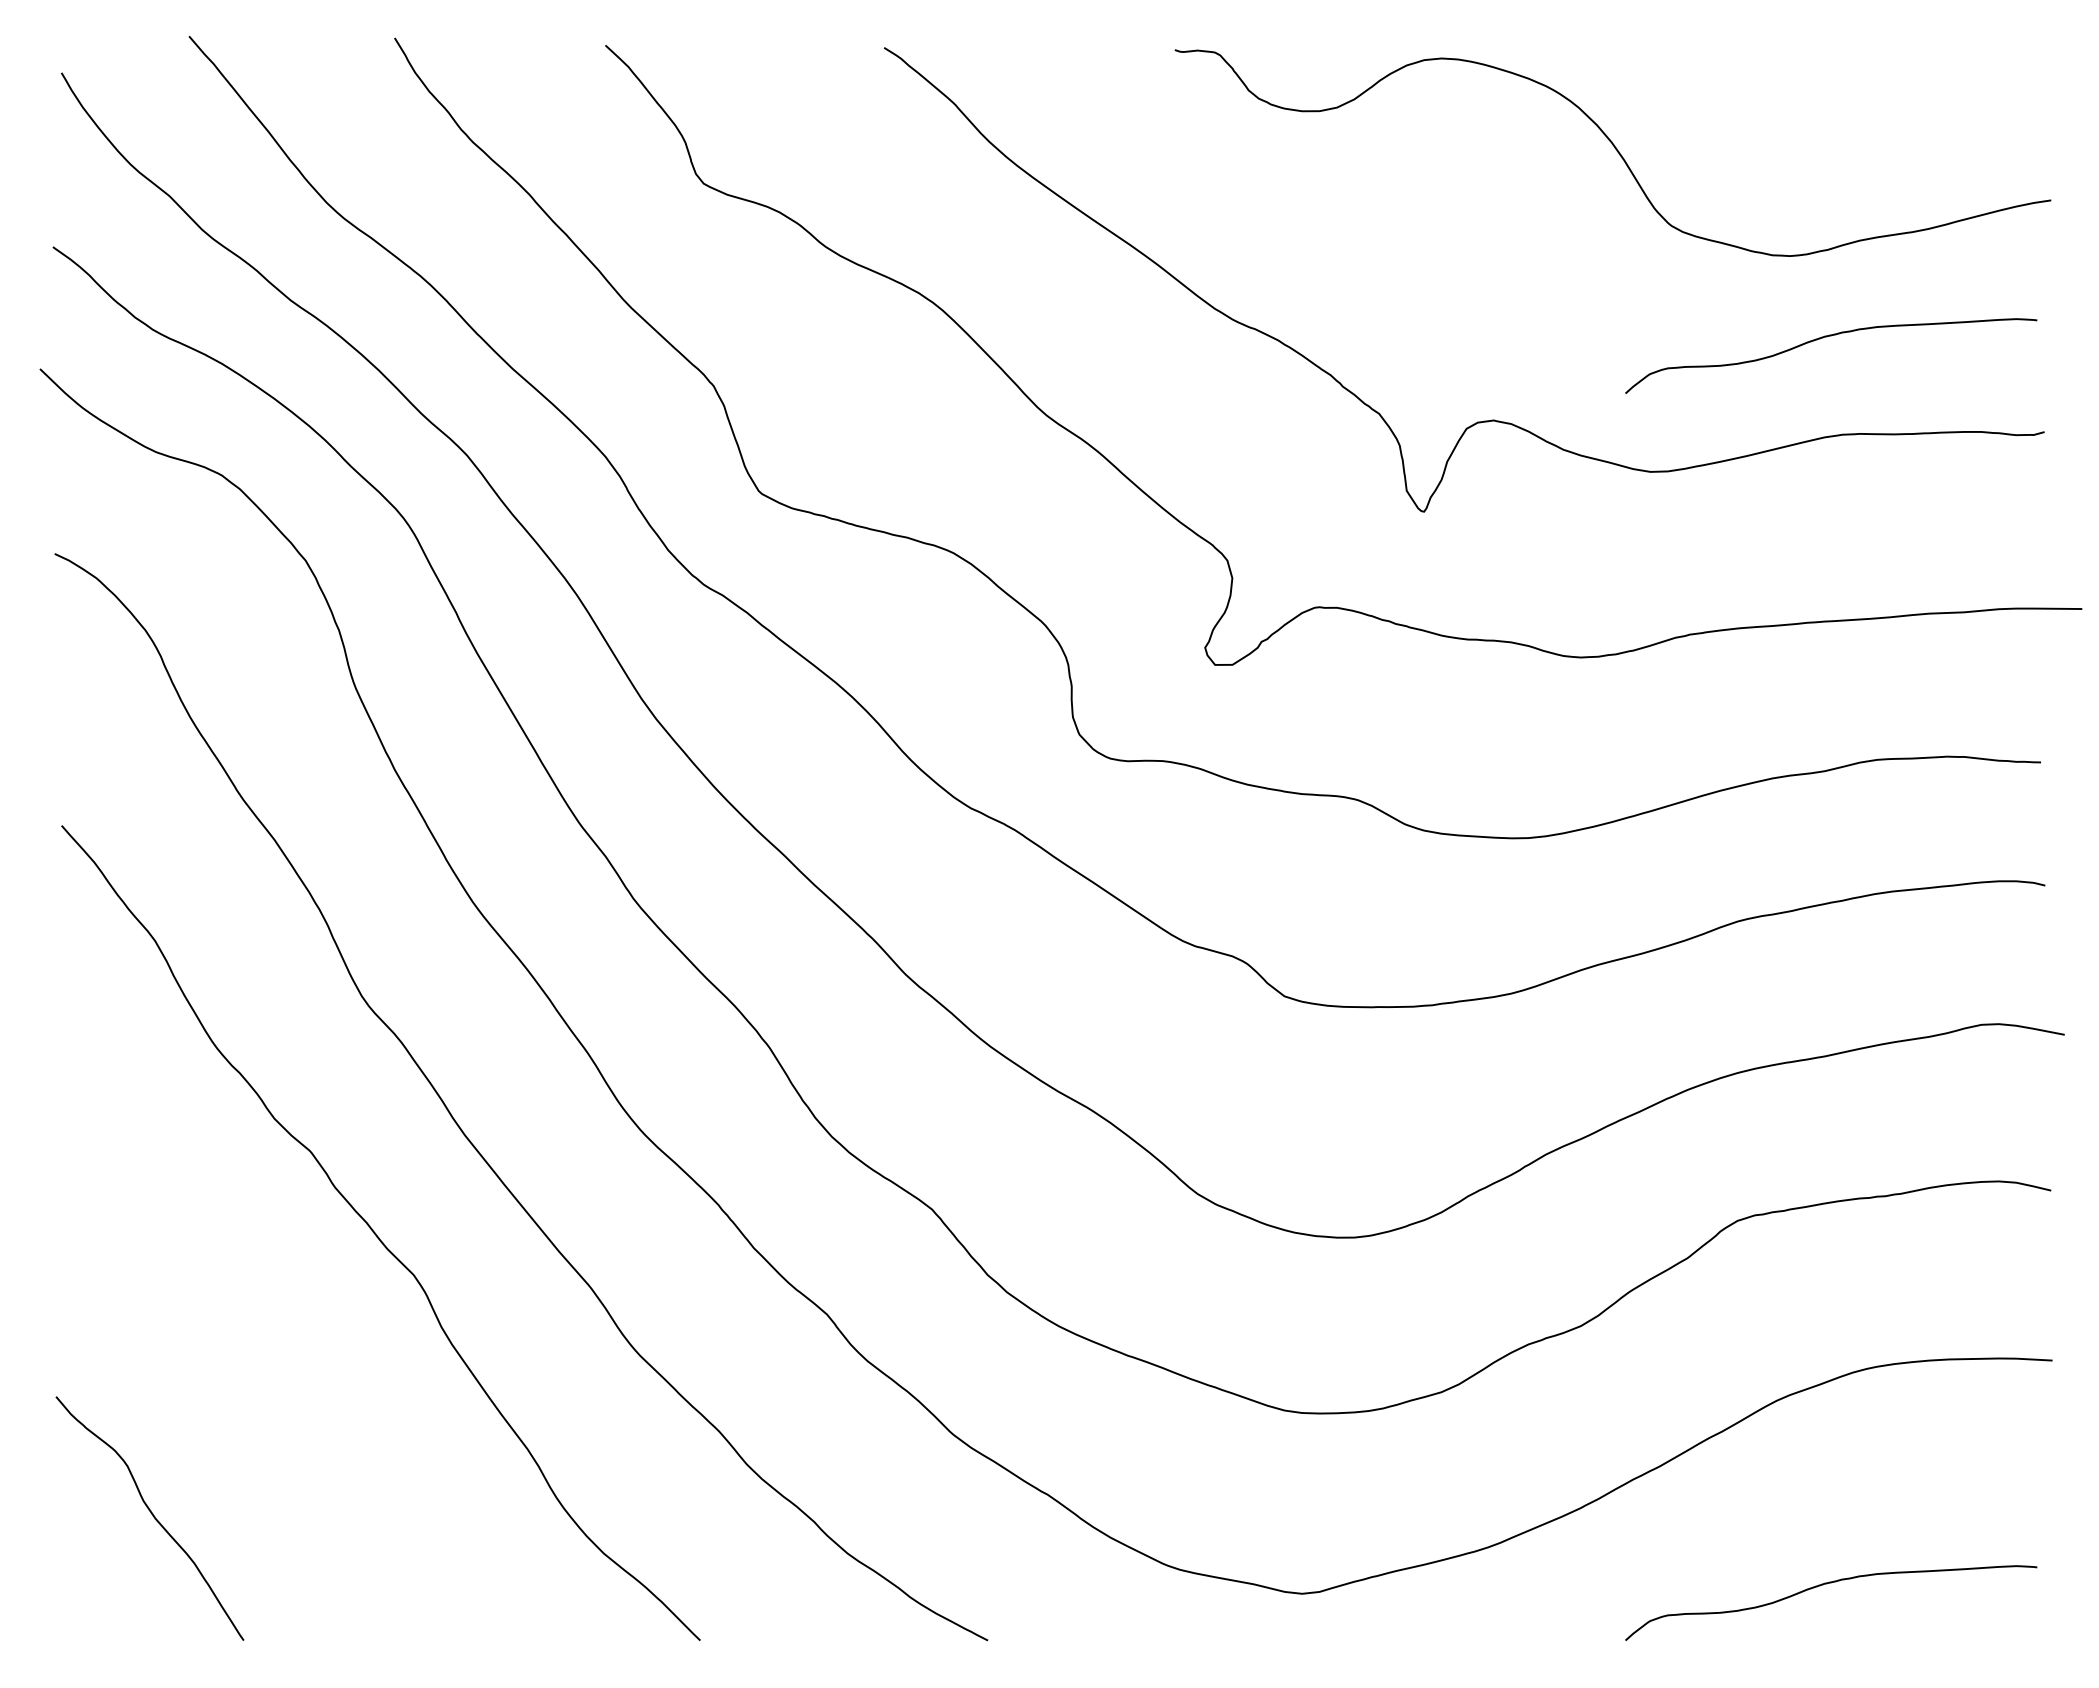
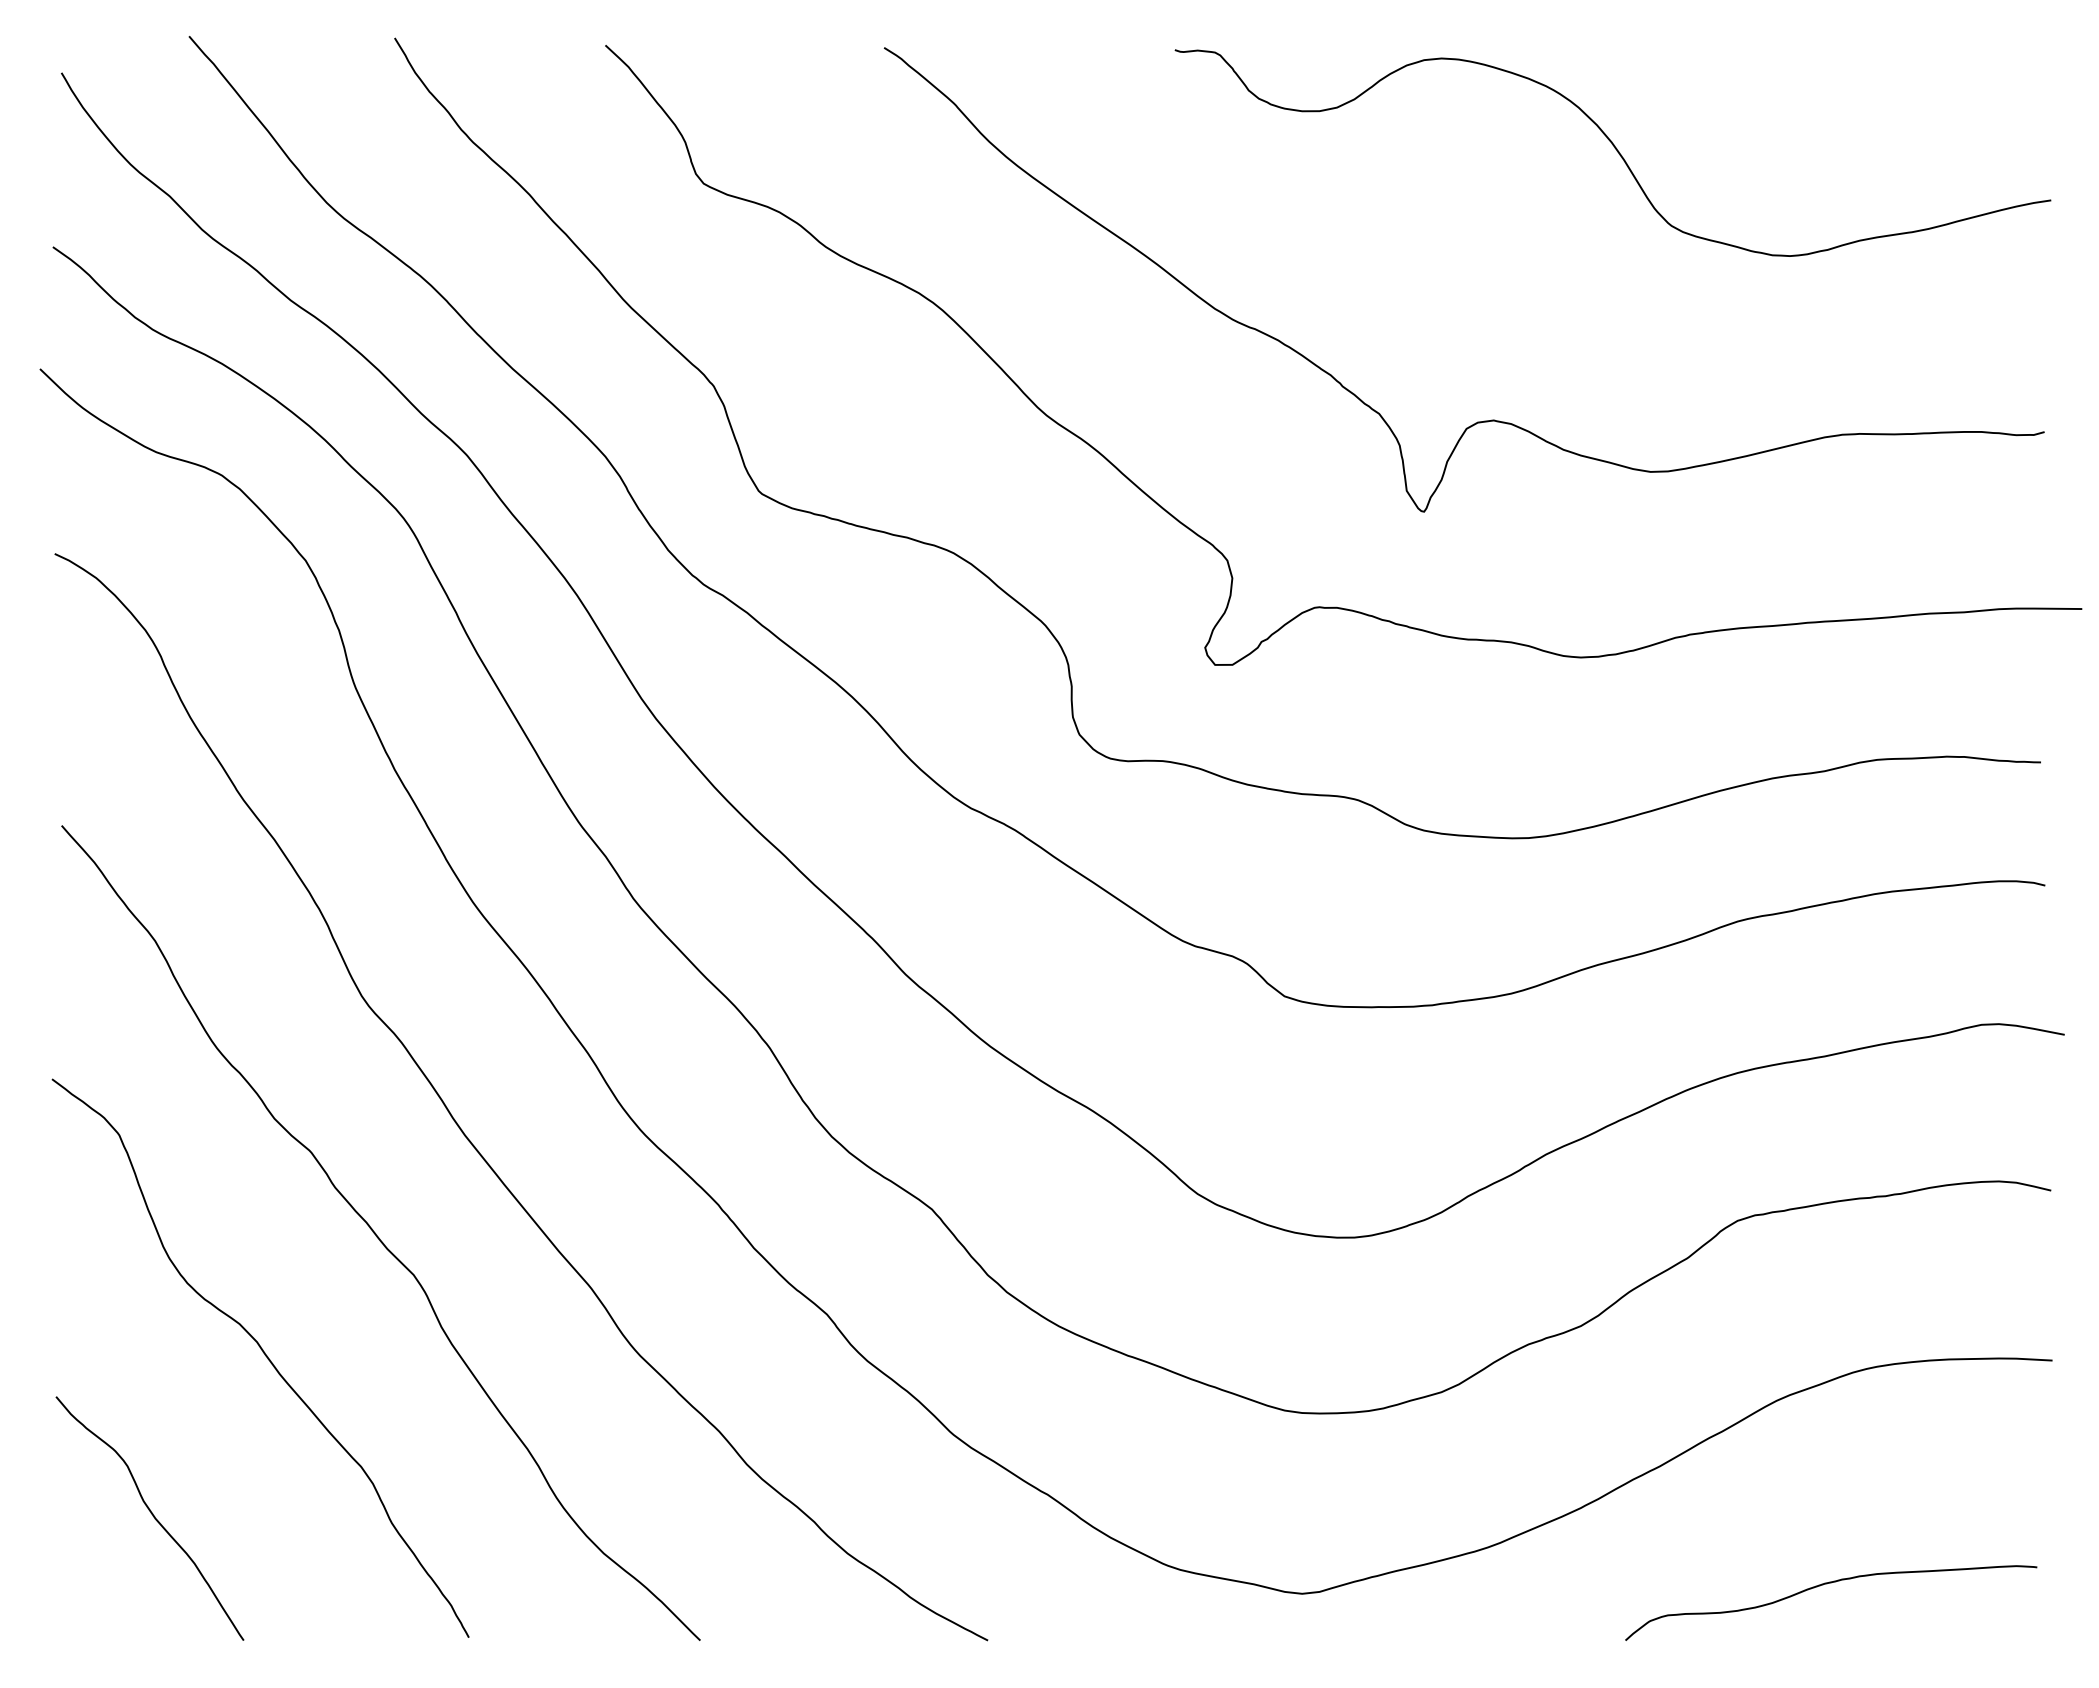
curve: present -> none (1827, 337)
curve: none -> present (264, 1355)
